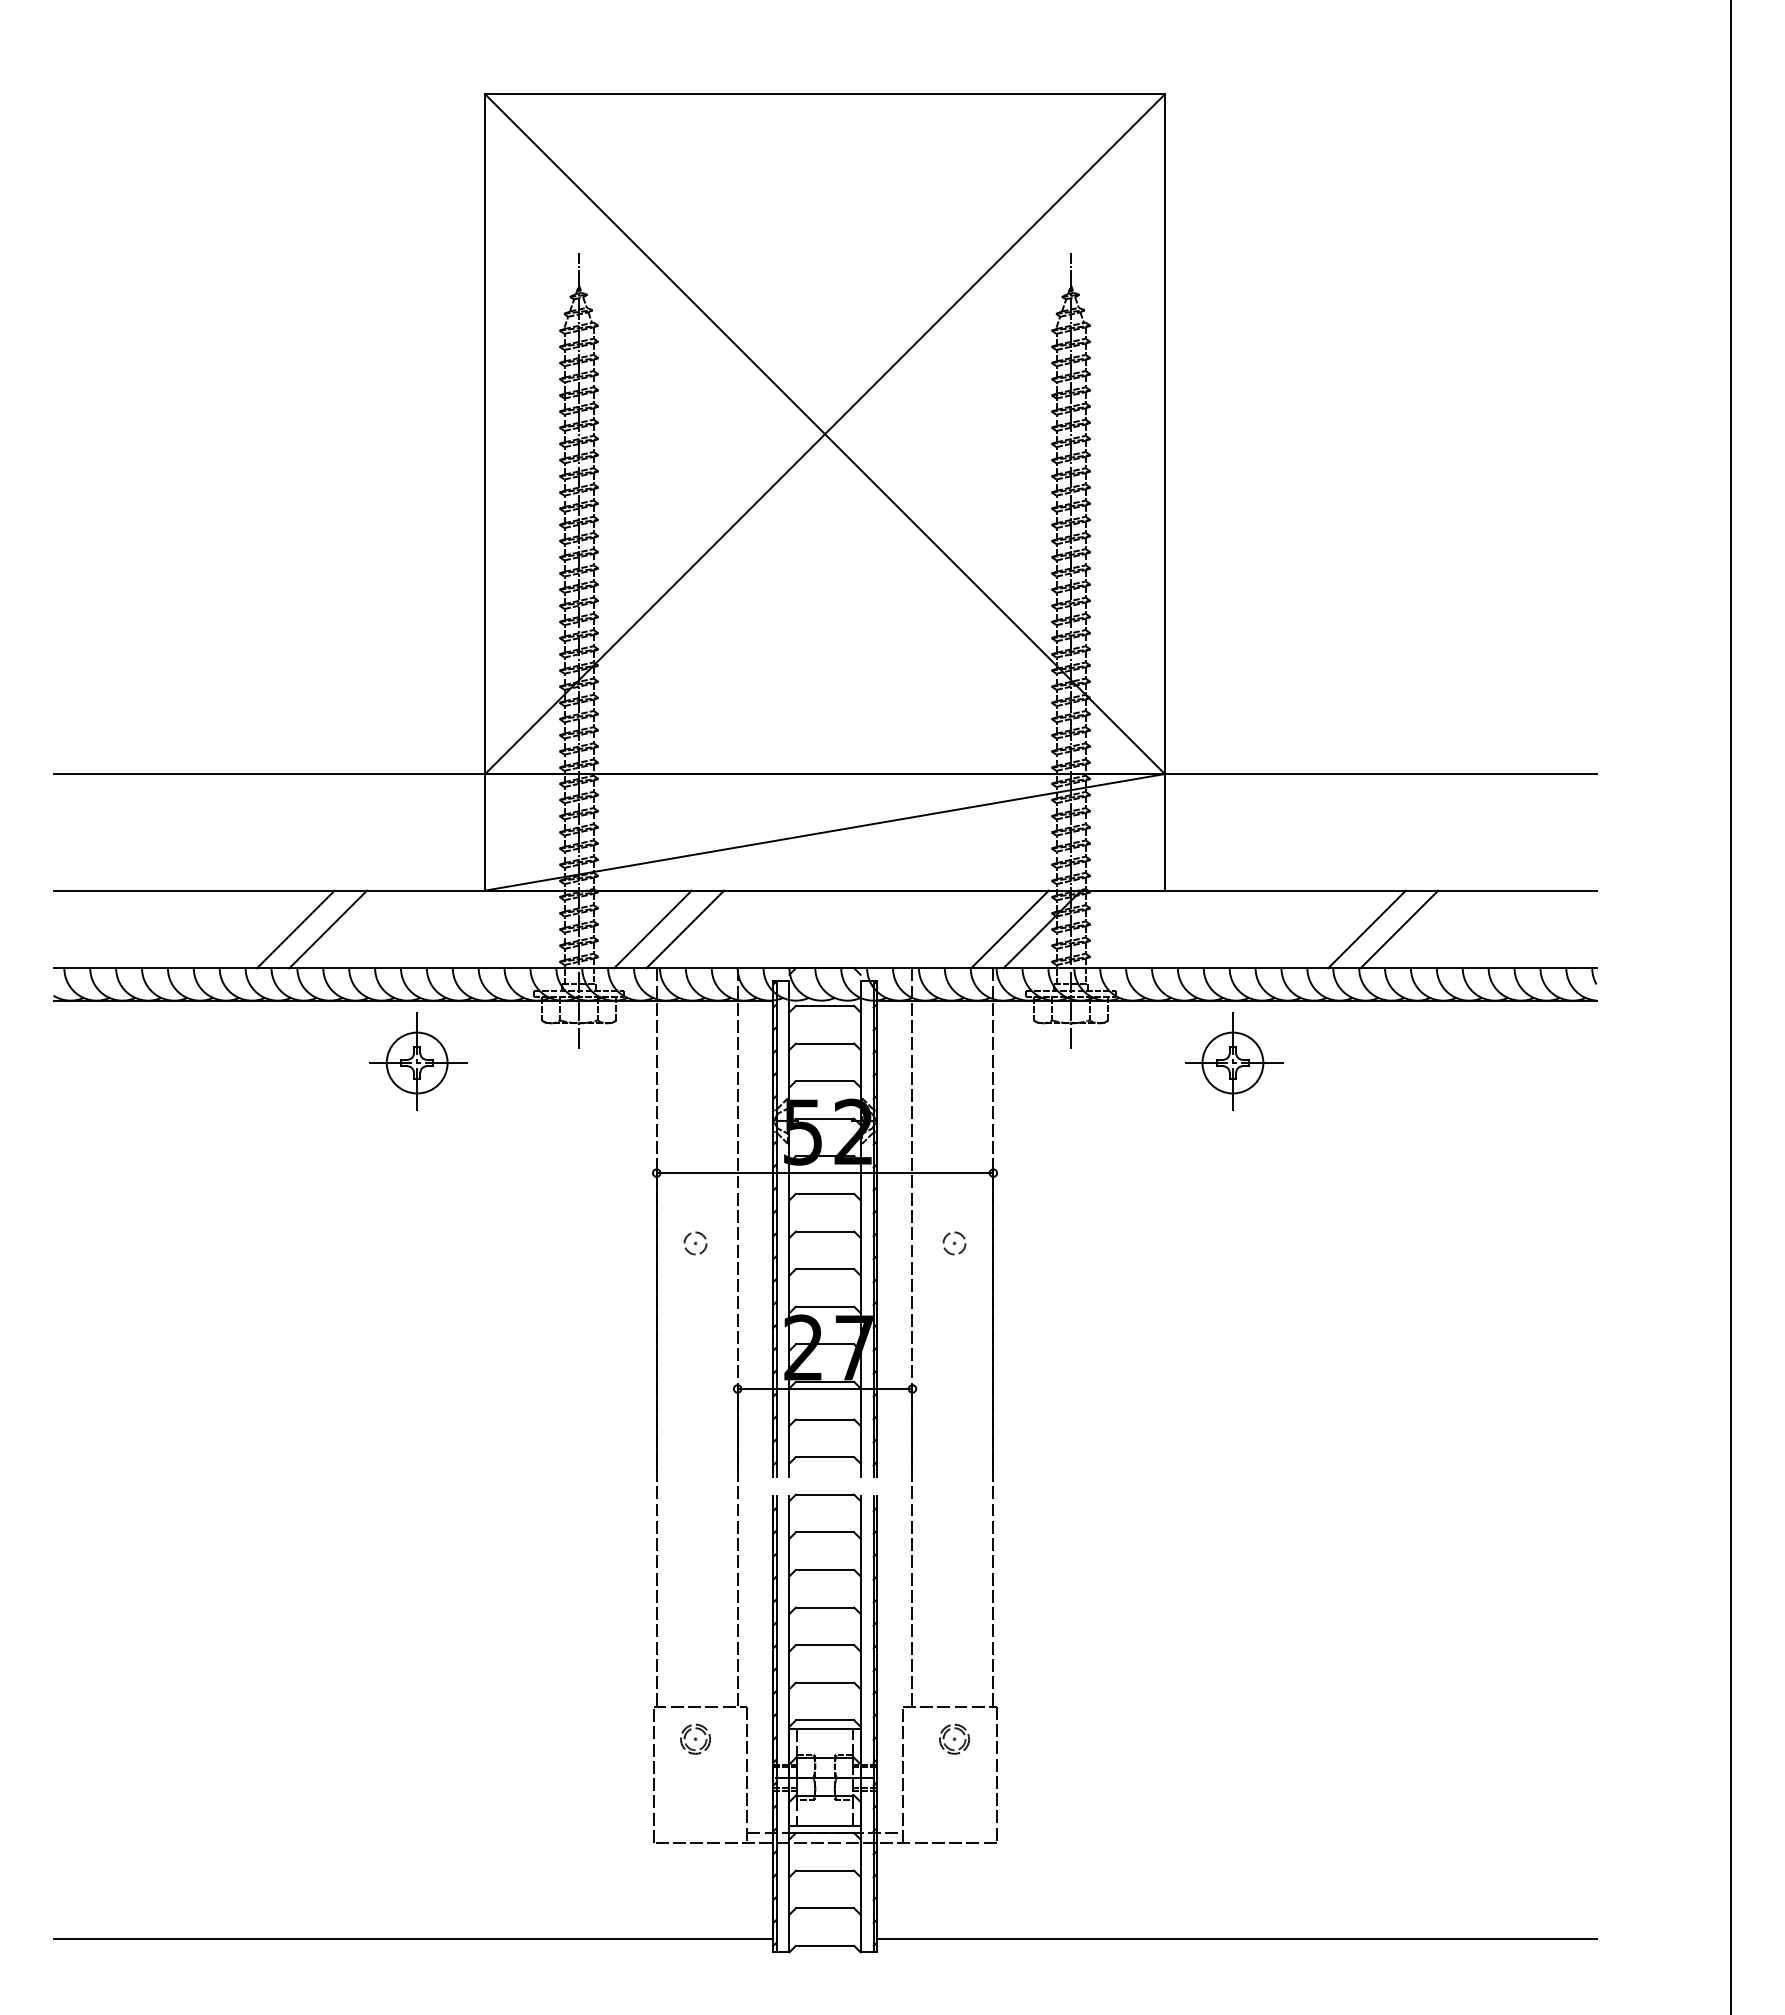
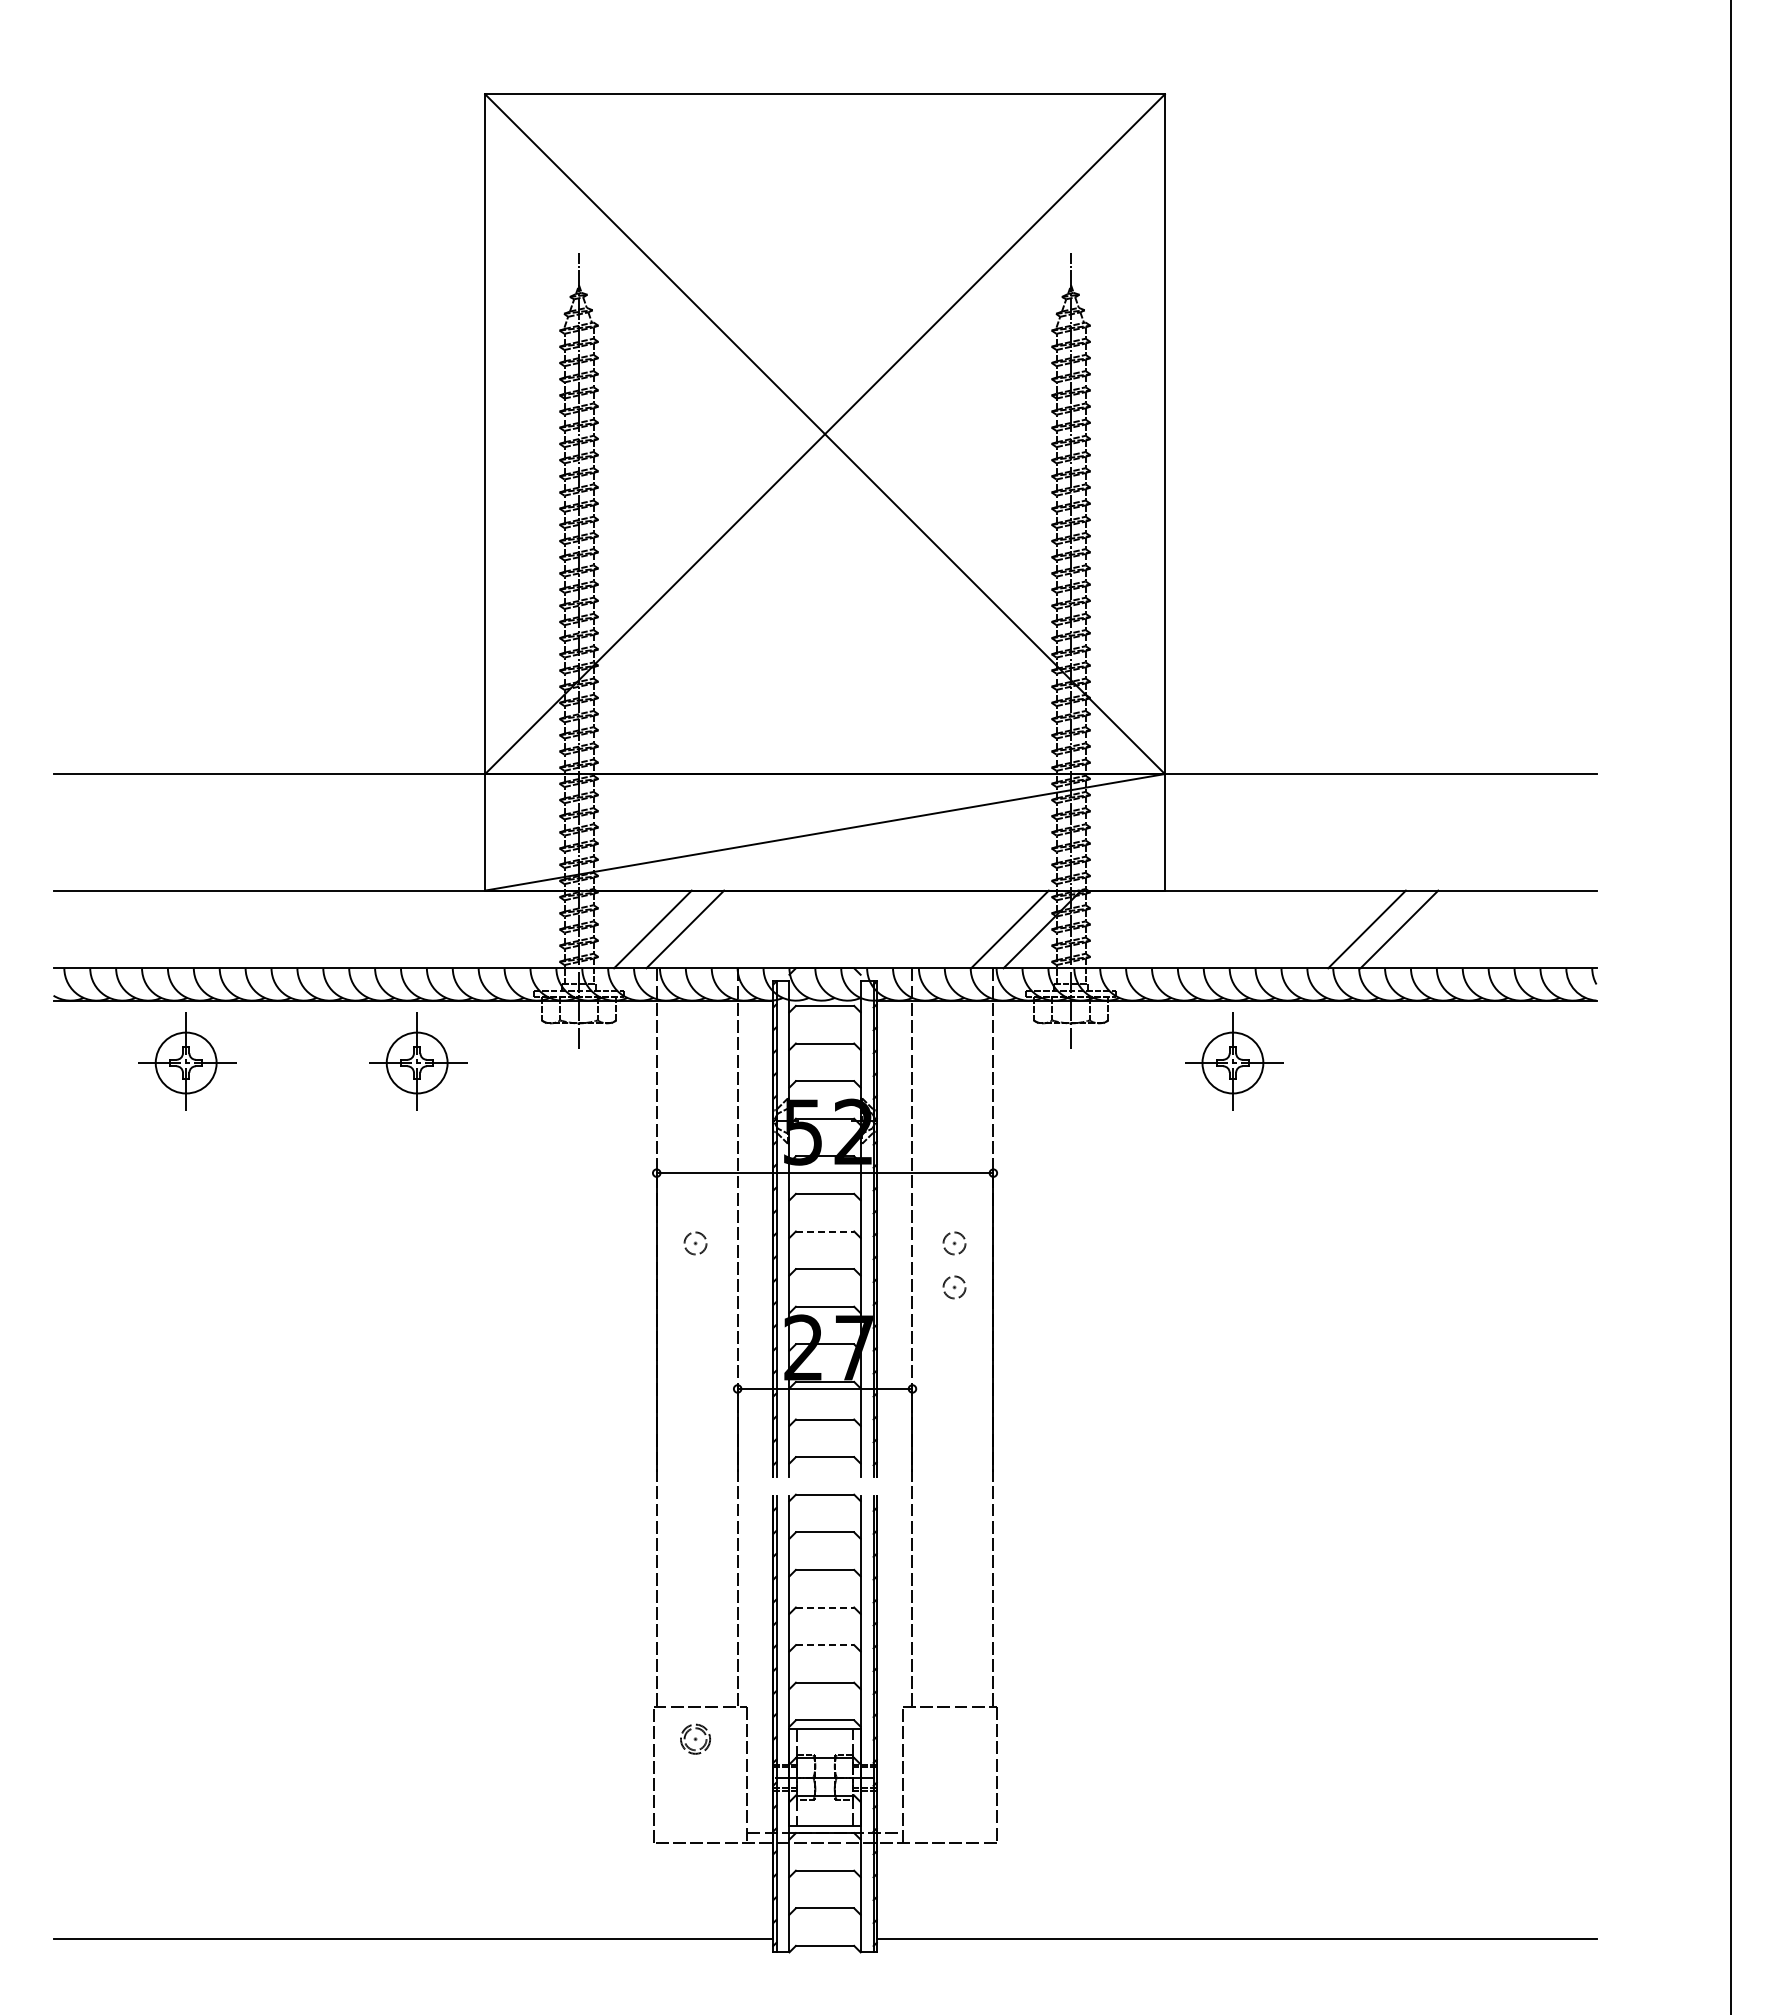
line: present -> none (295, 929)
line: present -> none (328, 929)
part: none -> present (187, 1061)
line: solid -> dashed (825, 1231)
part: none -> present (954, 1287)
line: solid -> dashed (825, 1607)
line: solid -> dashed (825, 1645)
part: present -> none (954, 1738)
